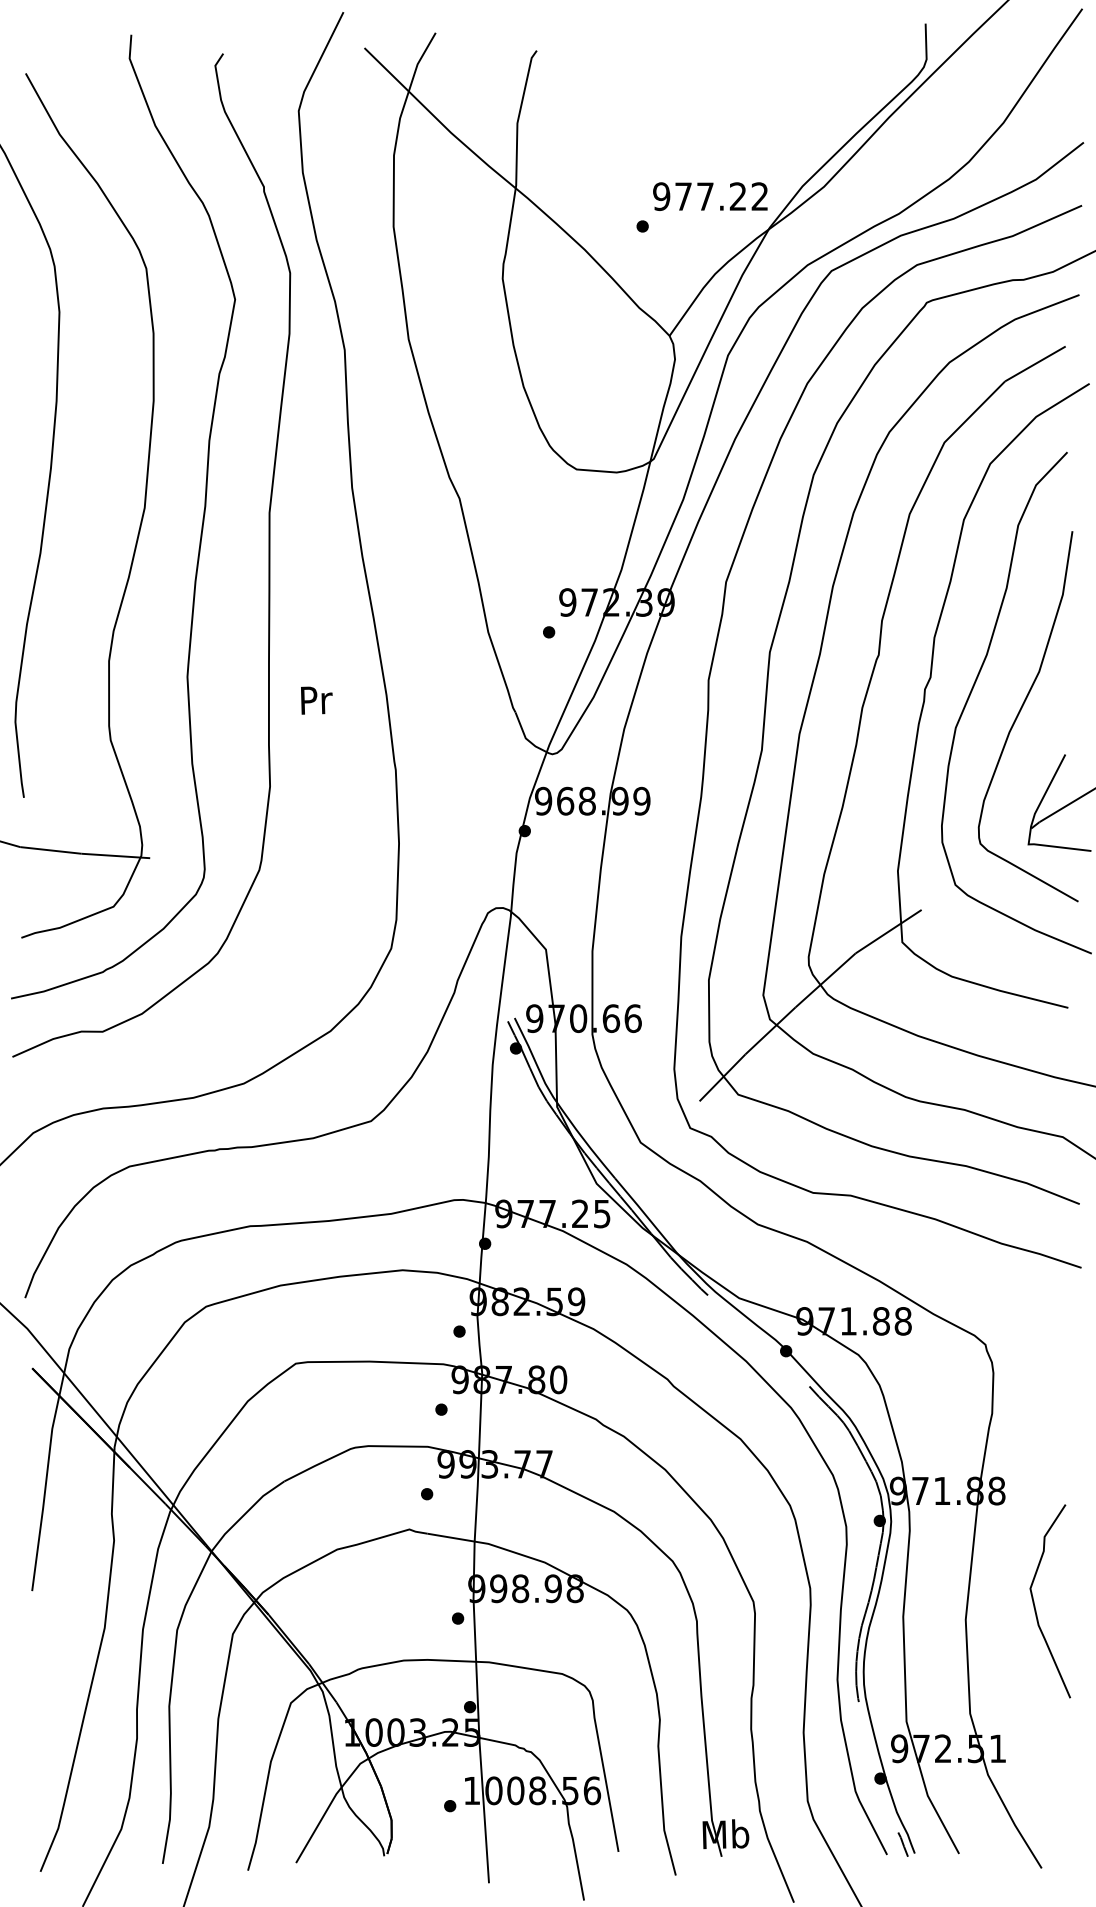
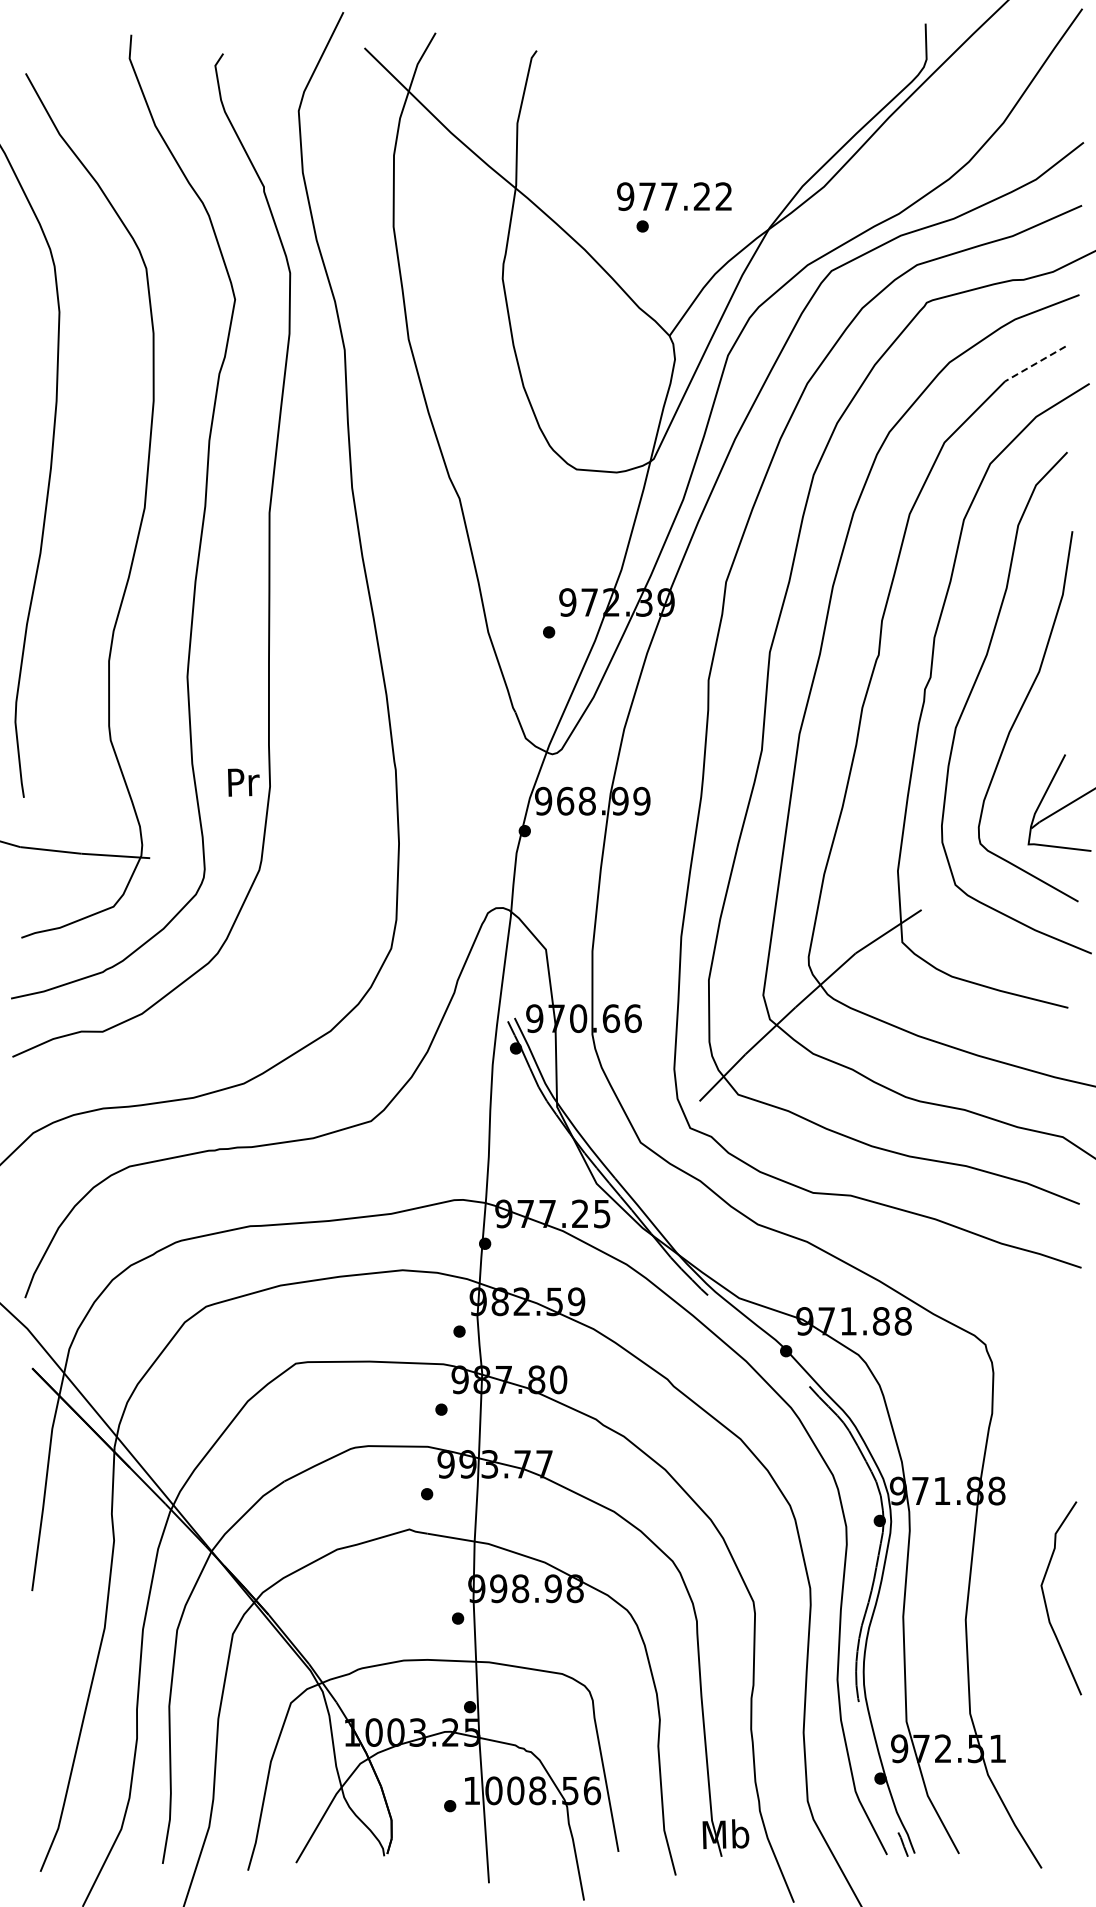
text position: (710, 196) -> (674, 196) (674, 196)
line: solid -> dashed (1035, 363)
text position: (316, 700) -> (243, 782) (243, 782)
curve position: (1035, 1605) -> (1046, 1602) (1046, 1602)
